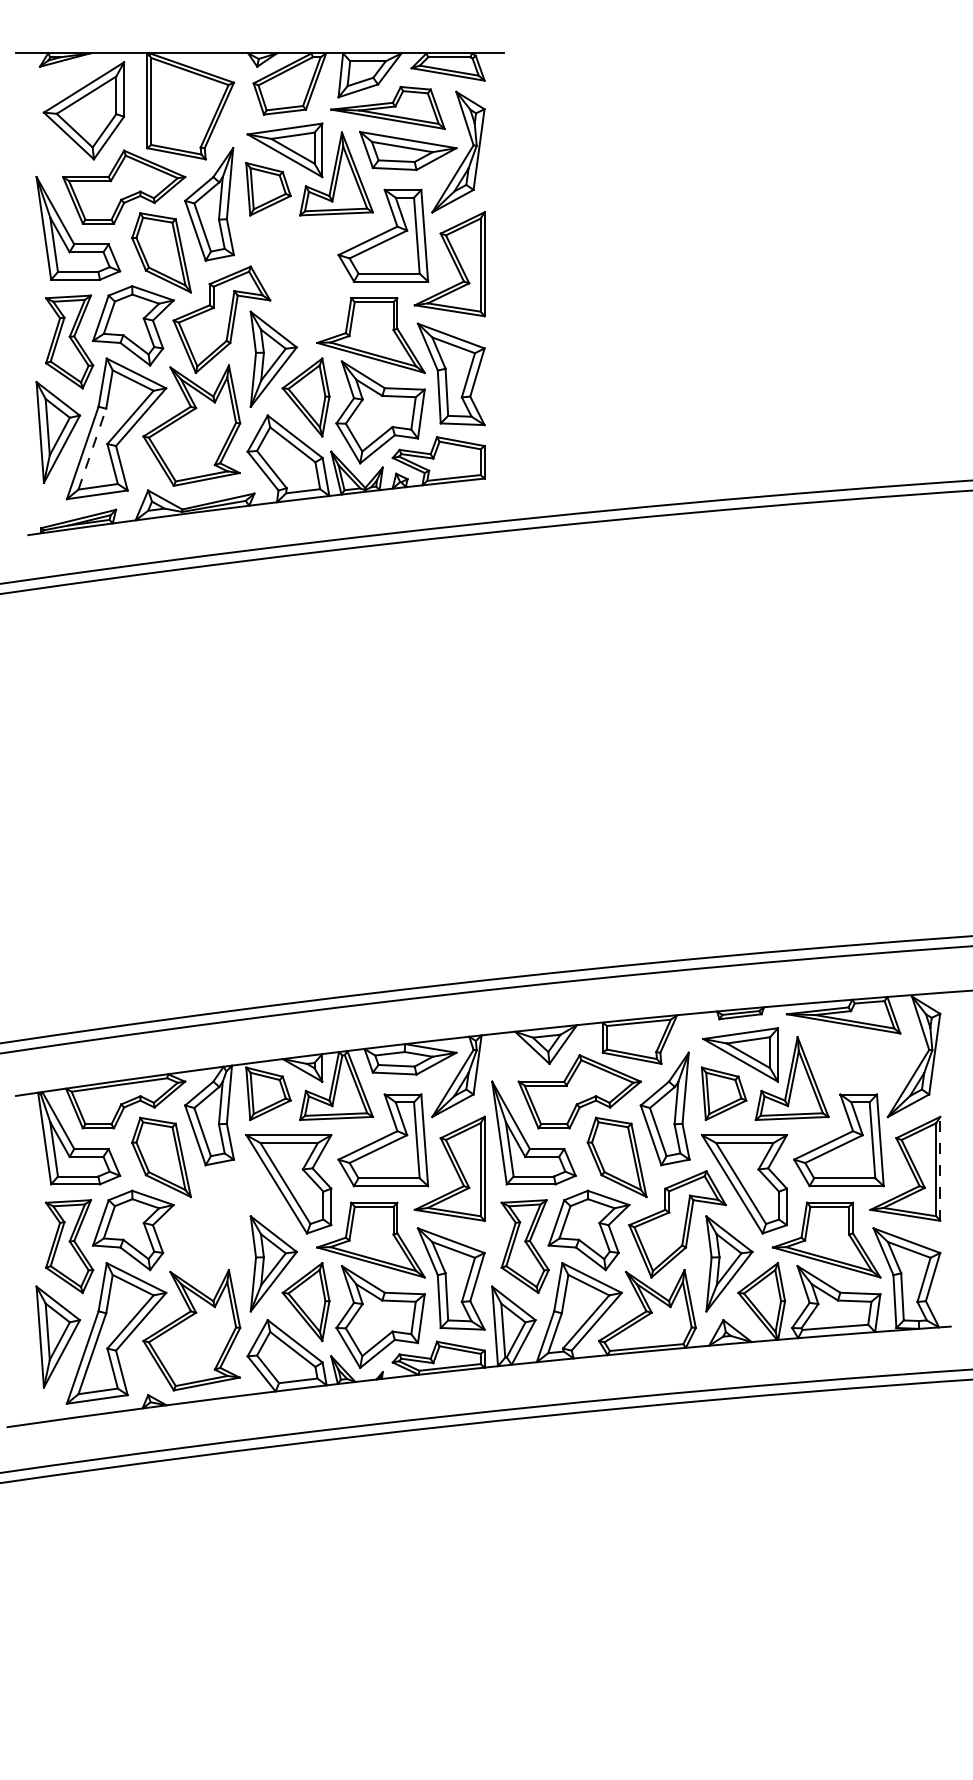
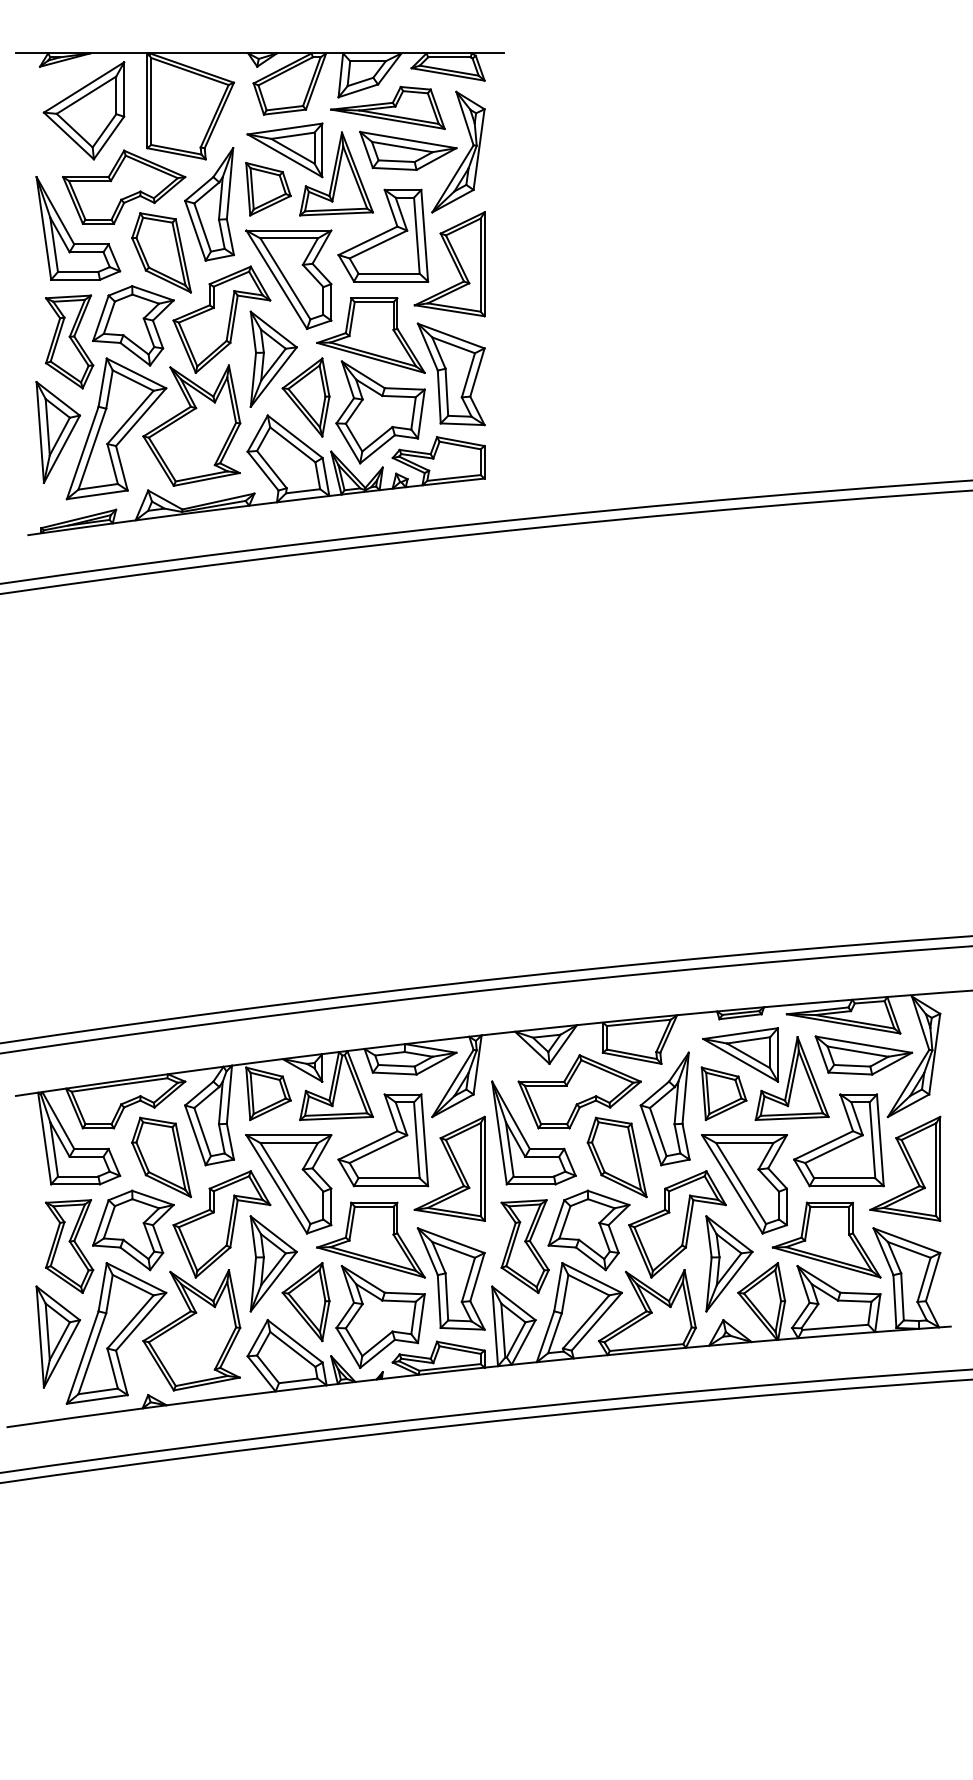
part: none -> present (288, 279)
line: dashed -> solid (92, 449)
part: none -> present (863, 1055)
line: dashed -> solid (940, 1168)
part: none -> present (221, 1224)
